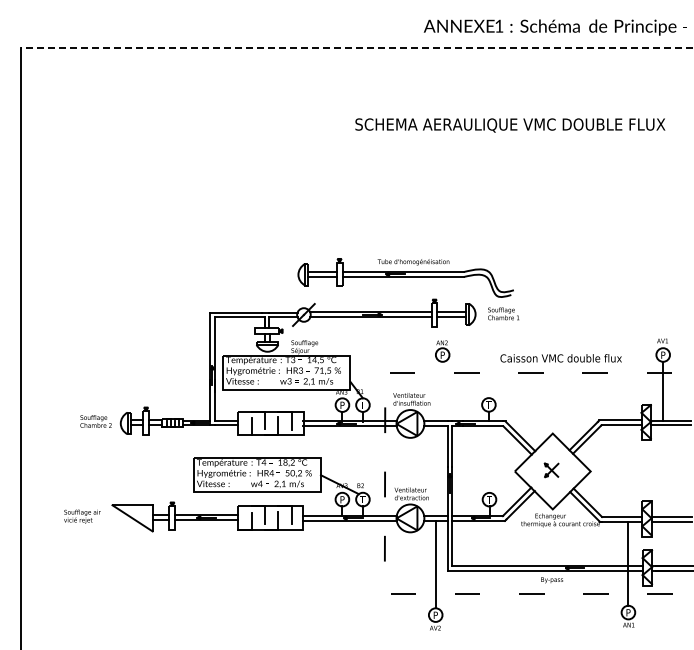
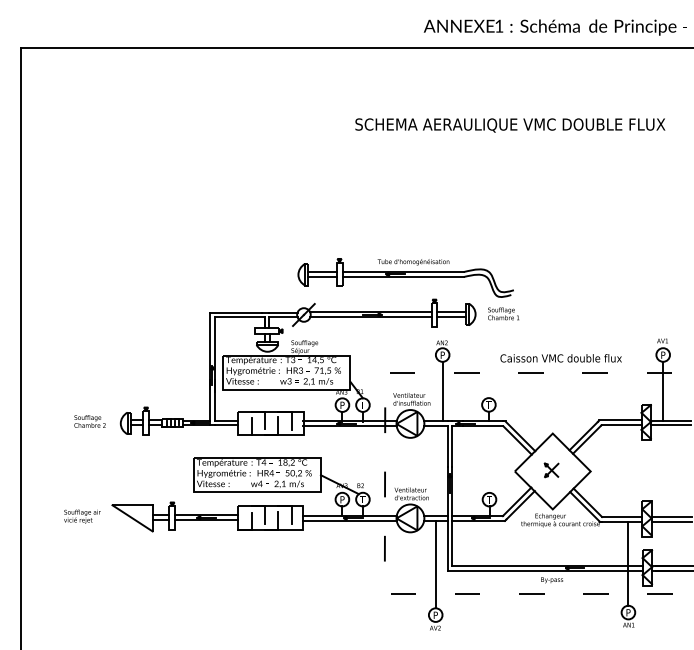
line: dashed -> solid (356, 47)
line: none -> present (442, 391)
text position: (95, 421) -> (89, 421) (89, 421)
